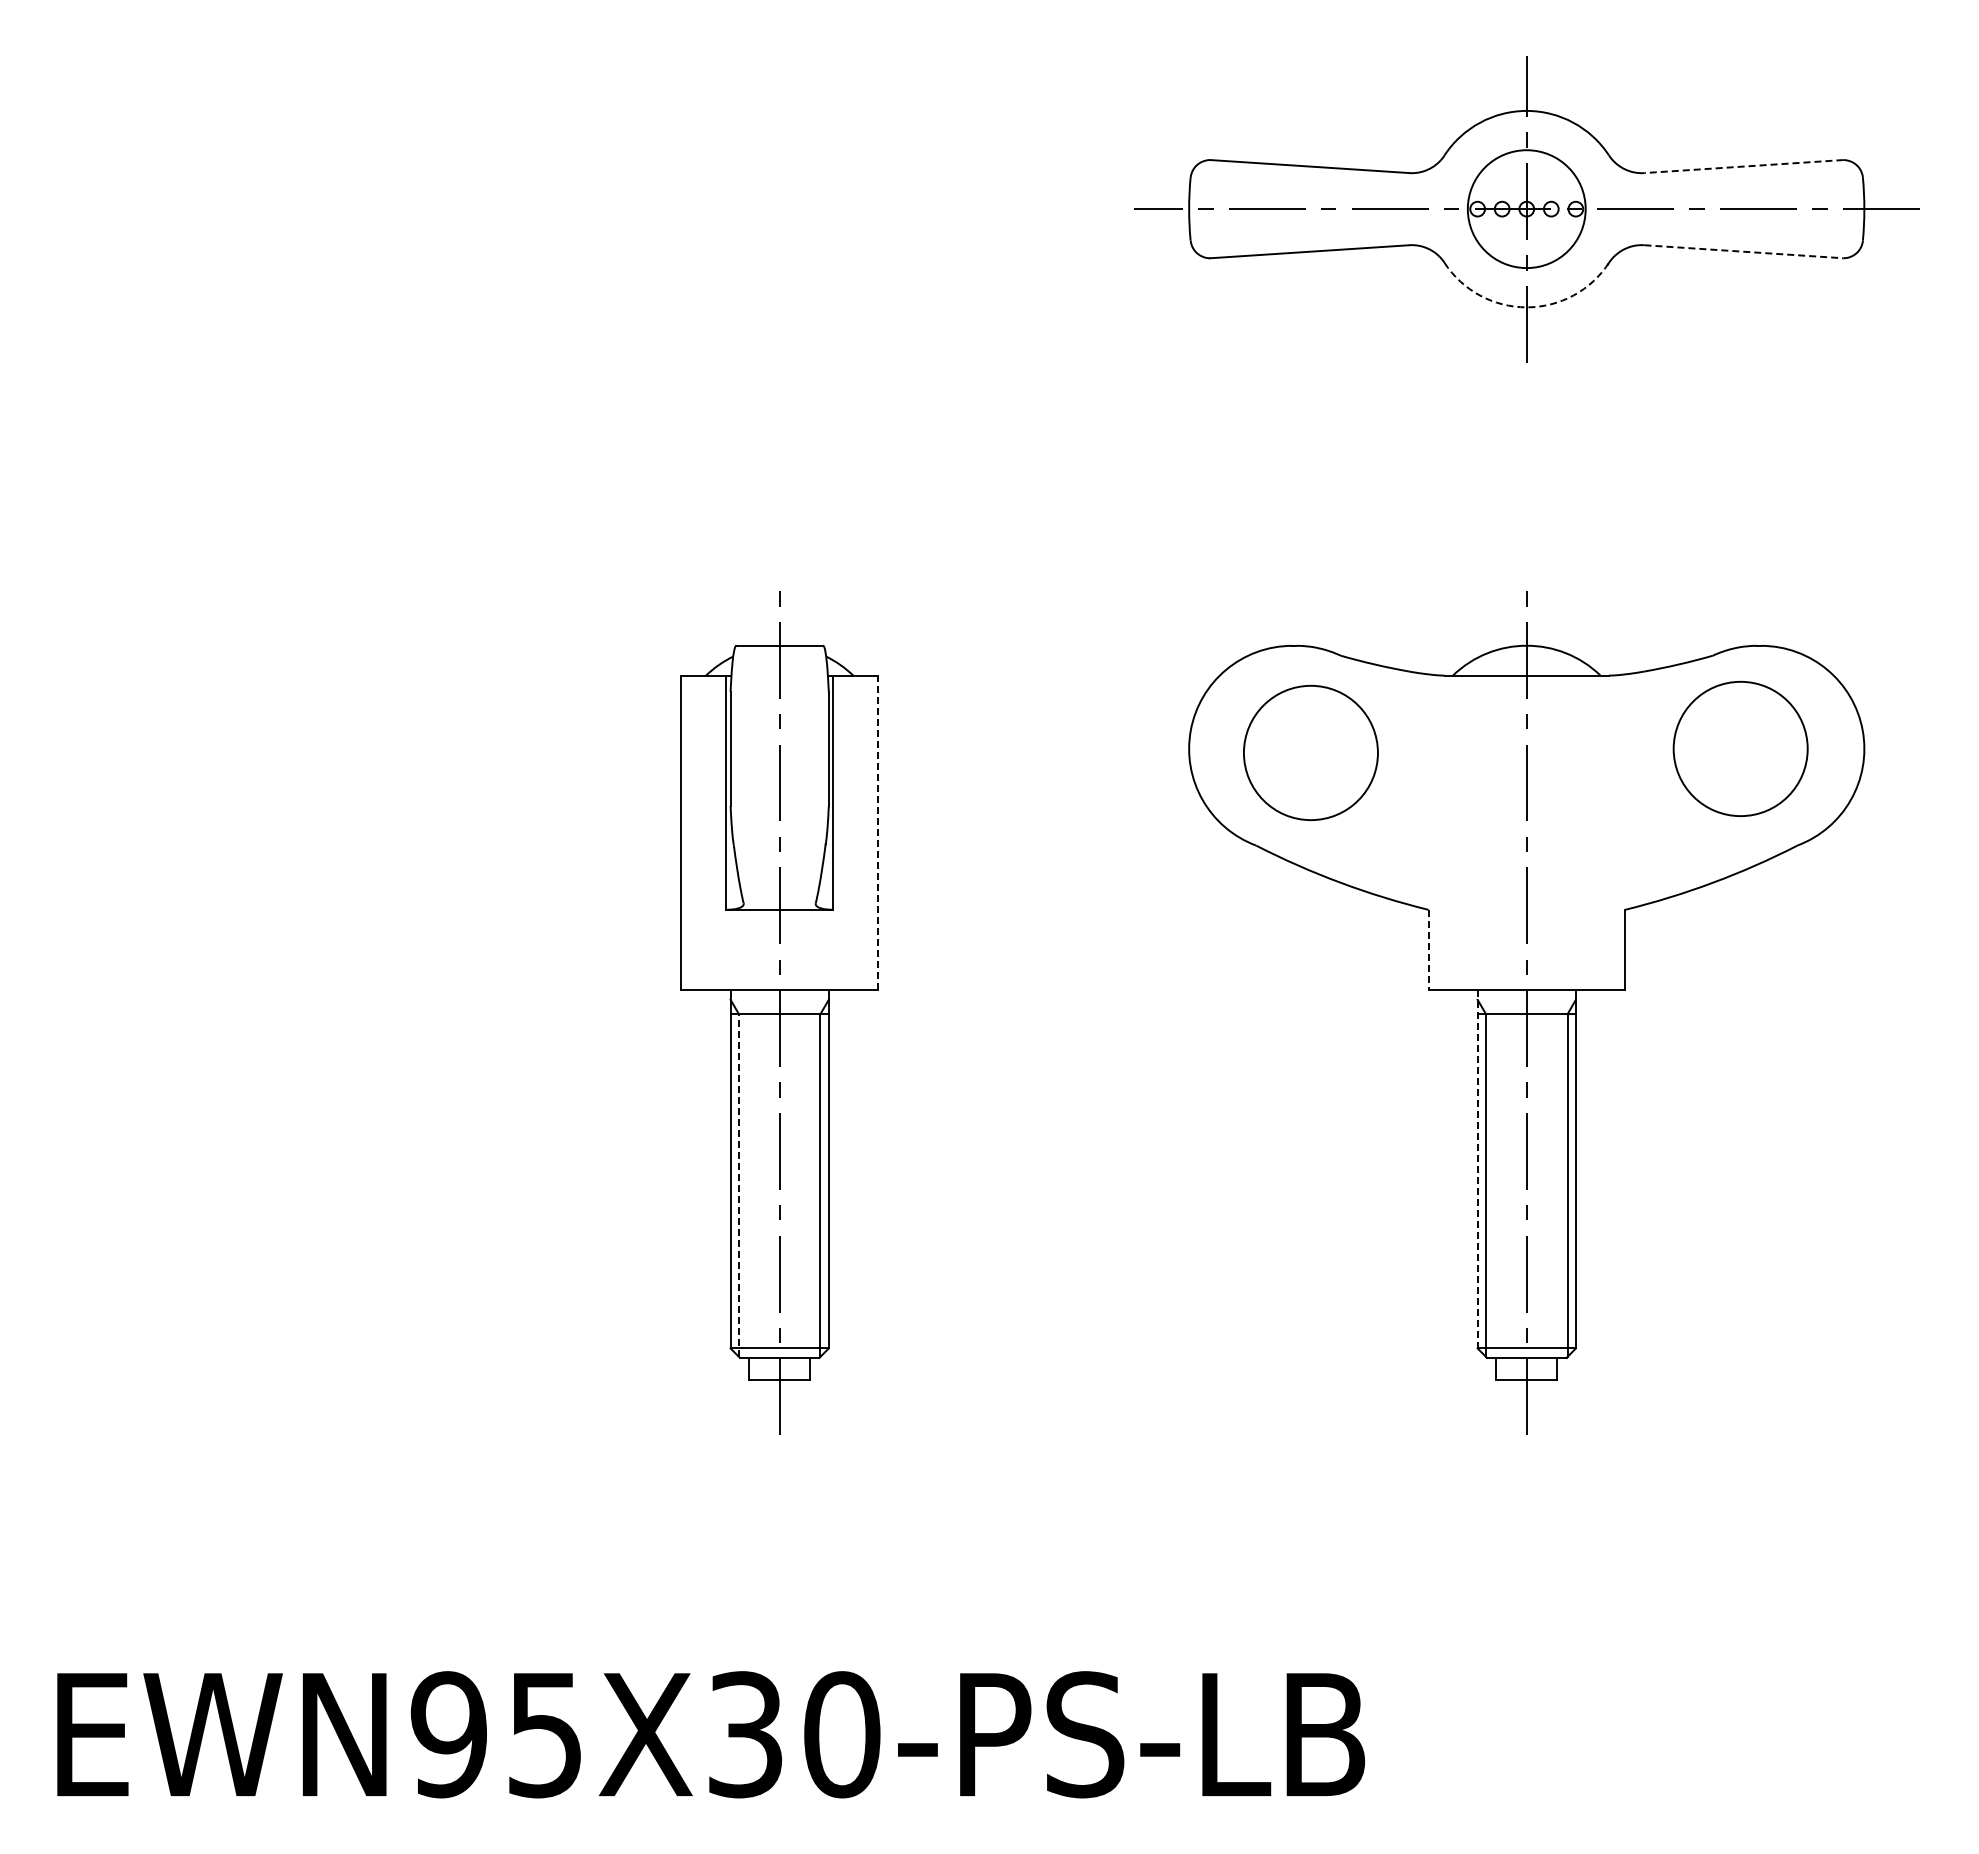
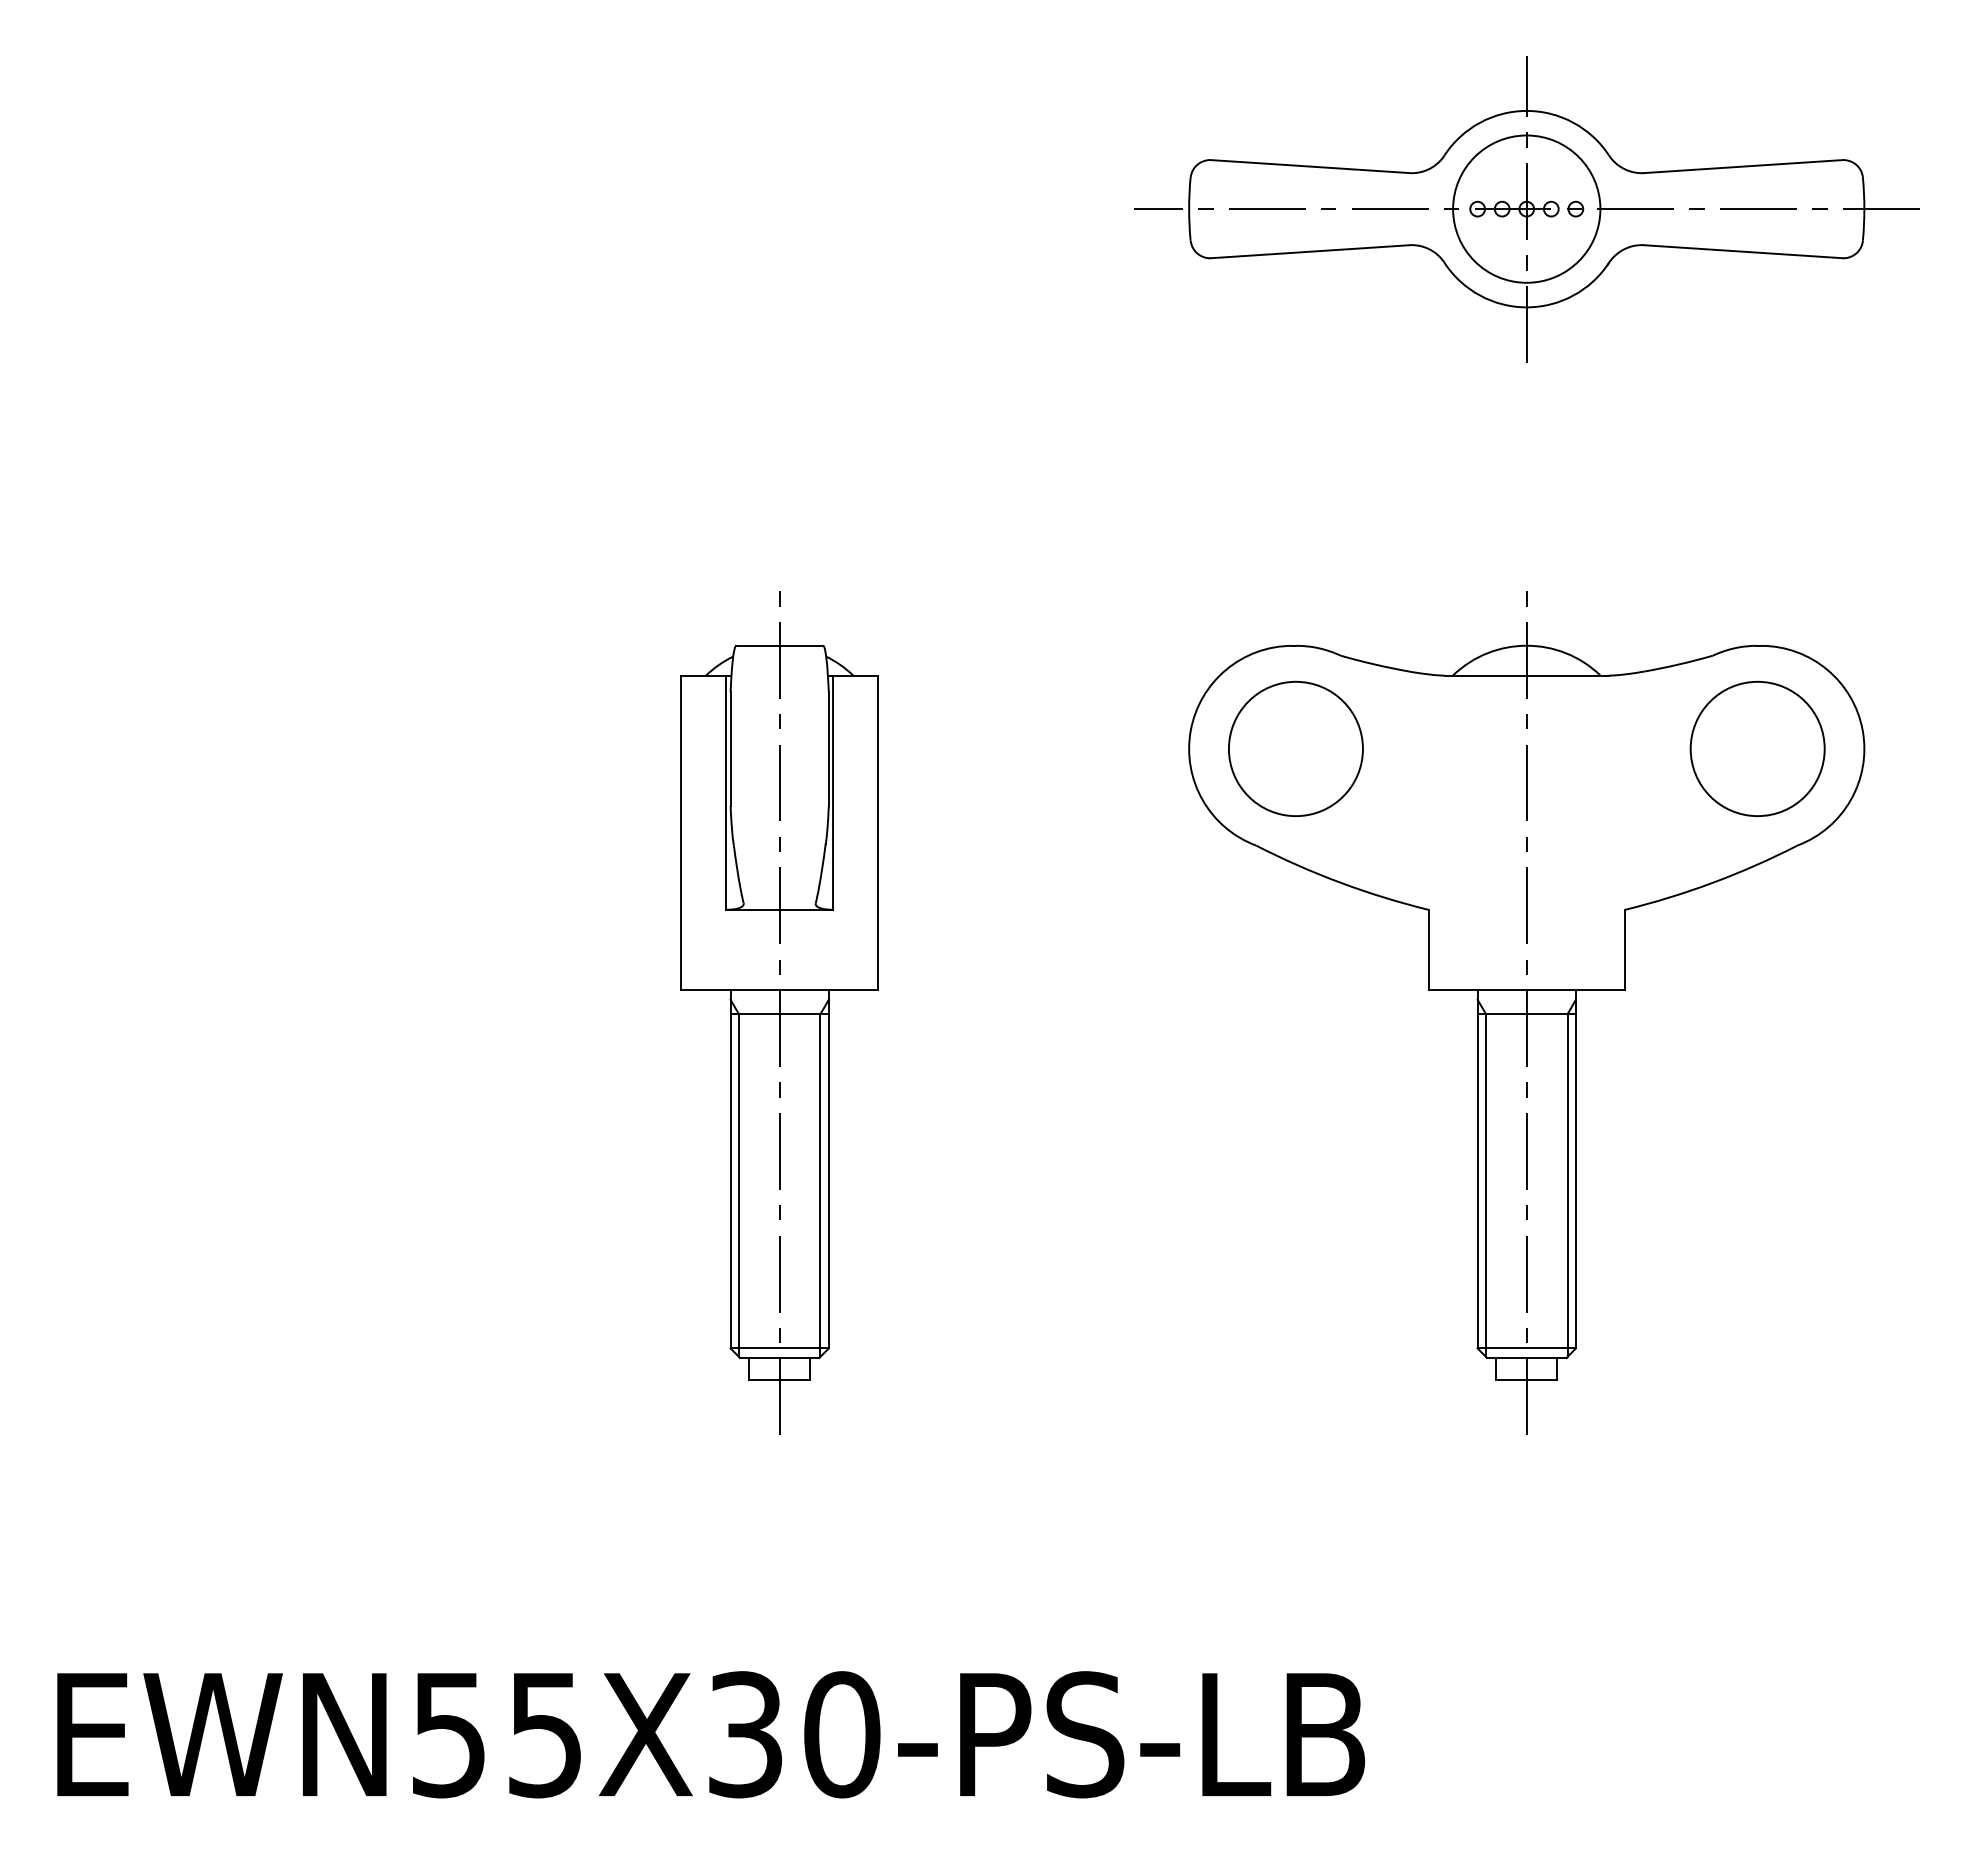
line: dashed -> solid (1743, 166)
circle diameter: 118 px -> 147 px (1526, 208)
line: dashed -> solid (1743, 251)
arc: dashed -> solid (1526, 307)
part position: (1740, 748) -> (1757, 748) (1757, 748)
part position: (1310, 752) -> (1295, 748) (1295, 748)
line: dashed -> solid (877, 832)
line: dashed -> solid (1428, 949)
line: dashed -> solid (1477, 1169)
line: dashed -> solid (738, 1185)
text: EWN95X30-PS-LB -> EWN55X30-PS-LB (448, 1734)
